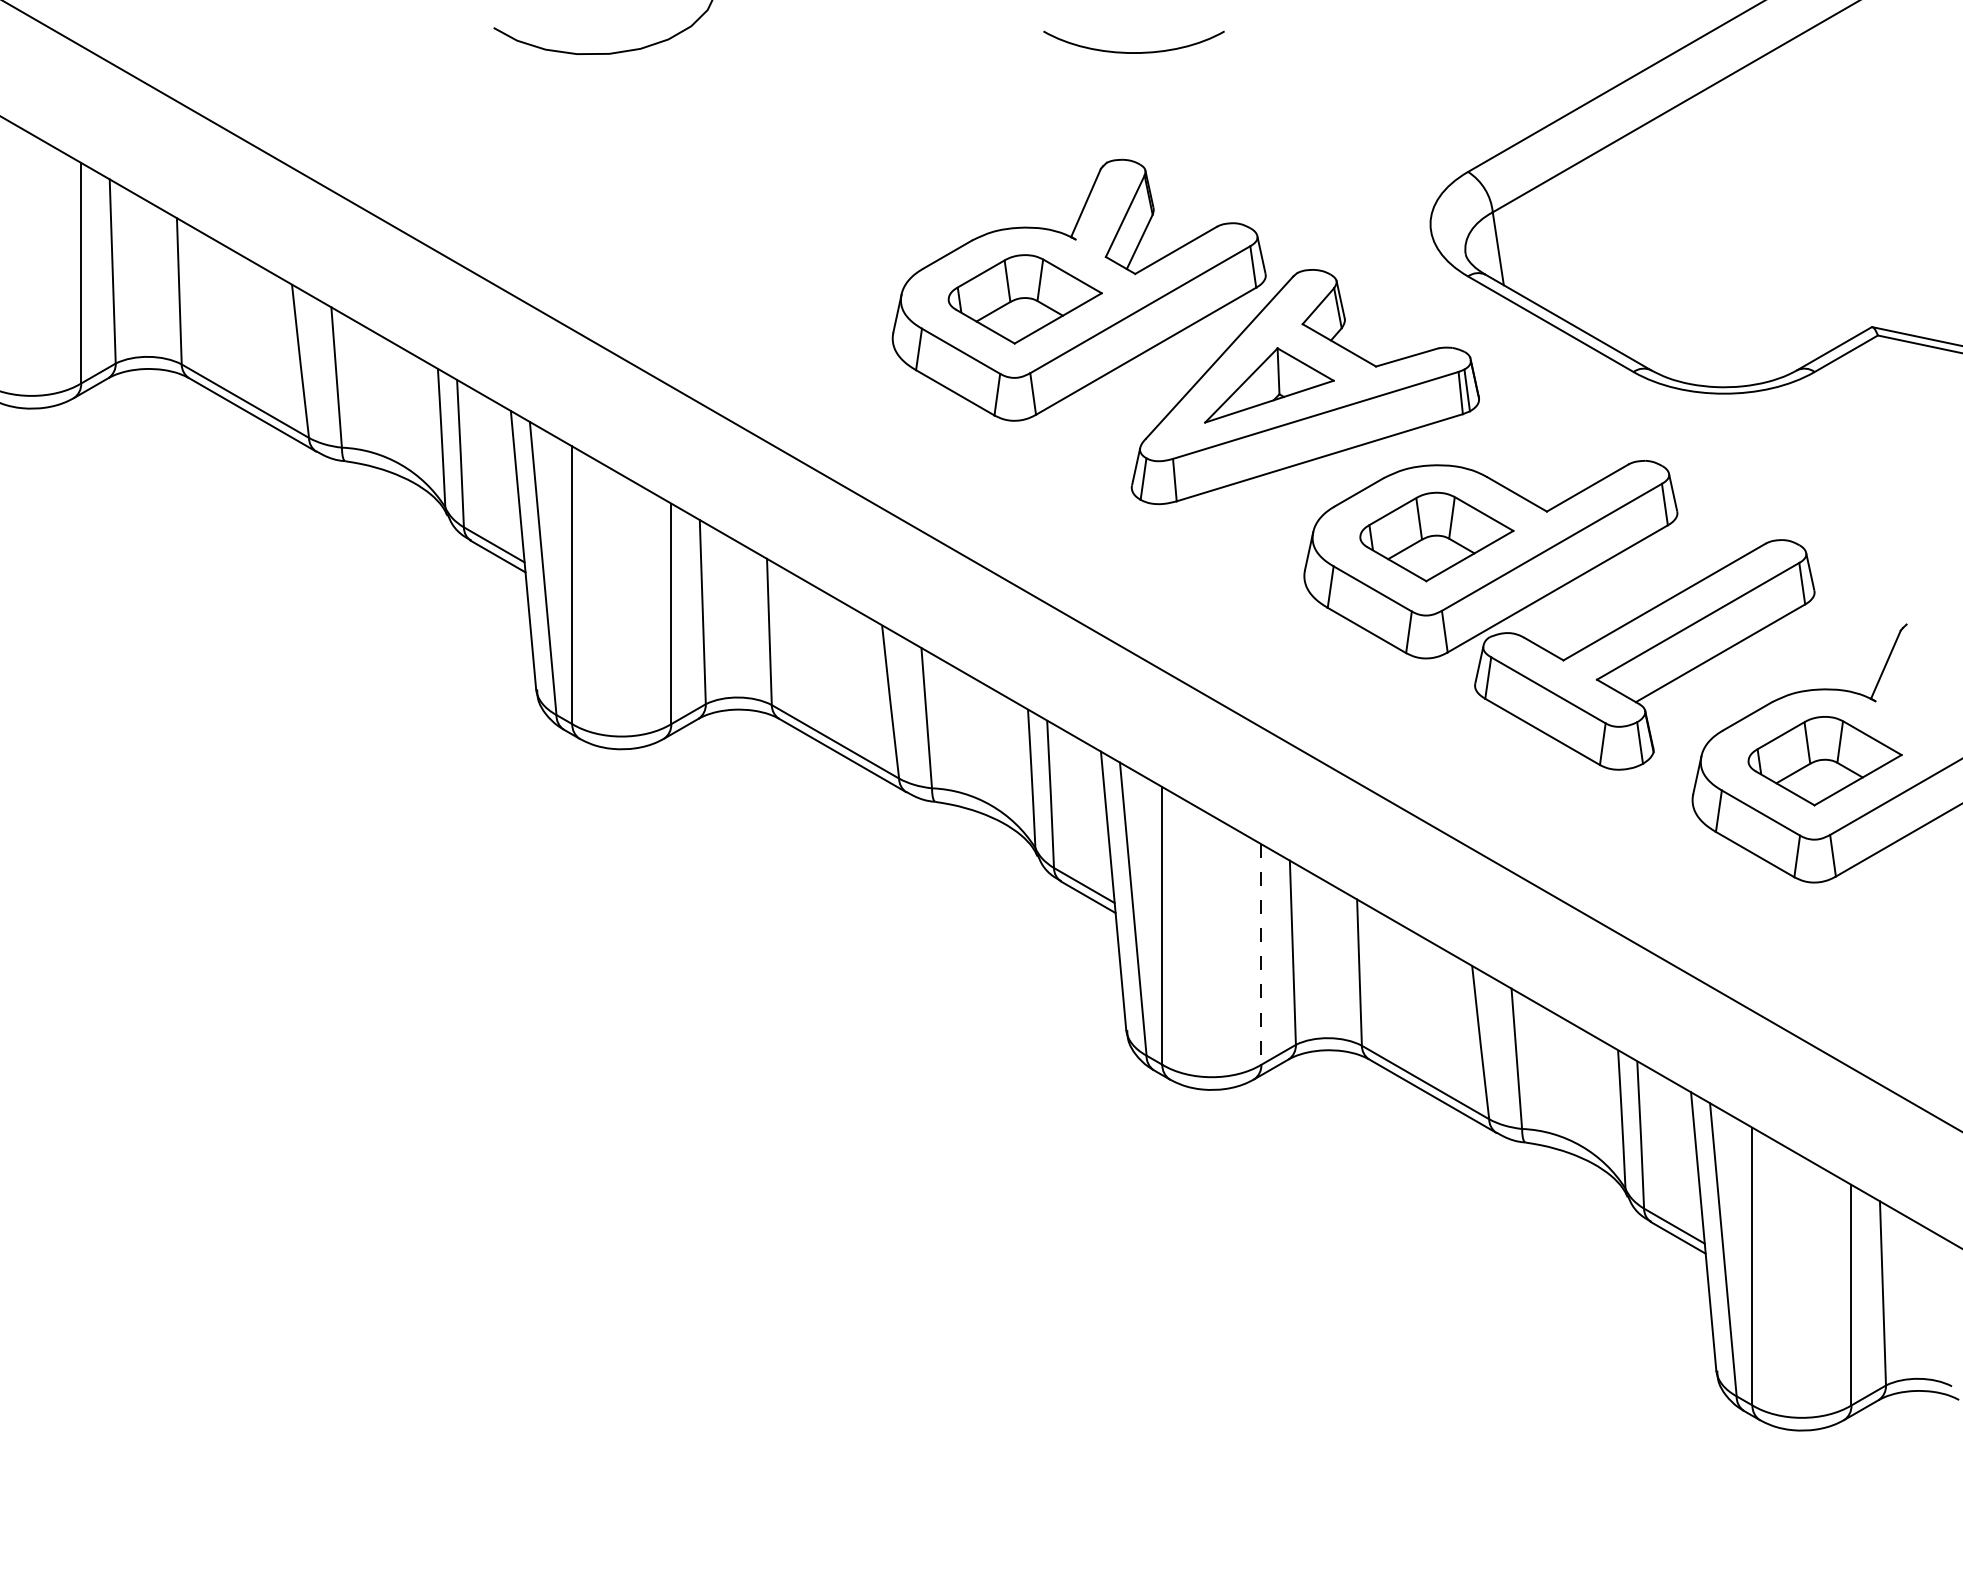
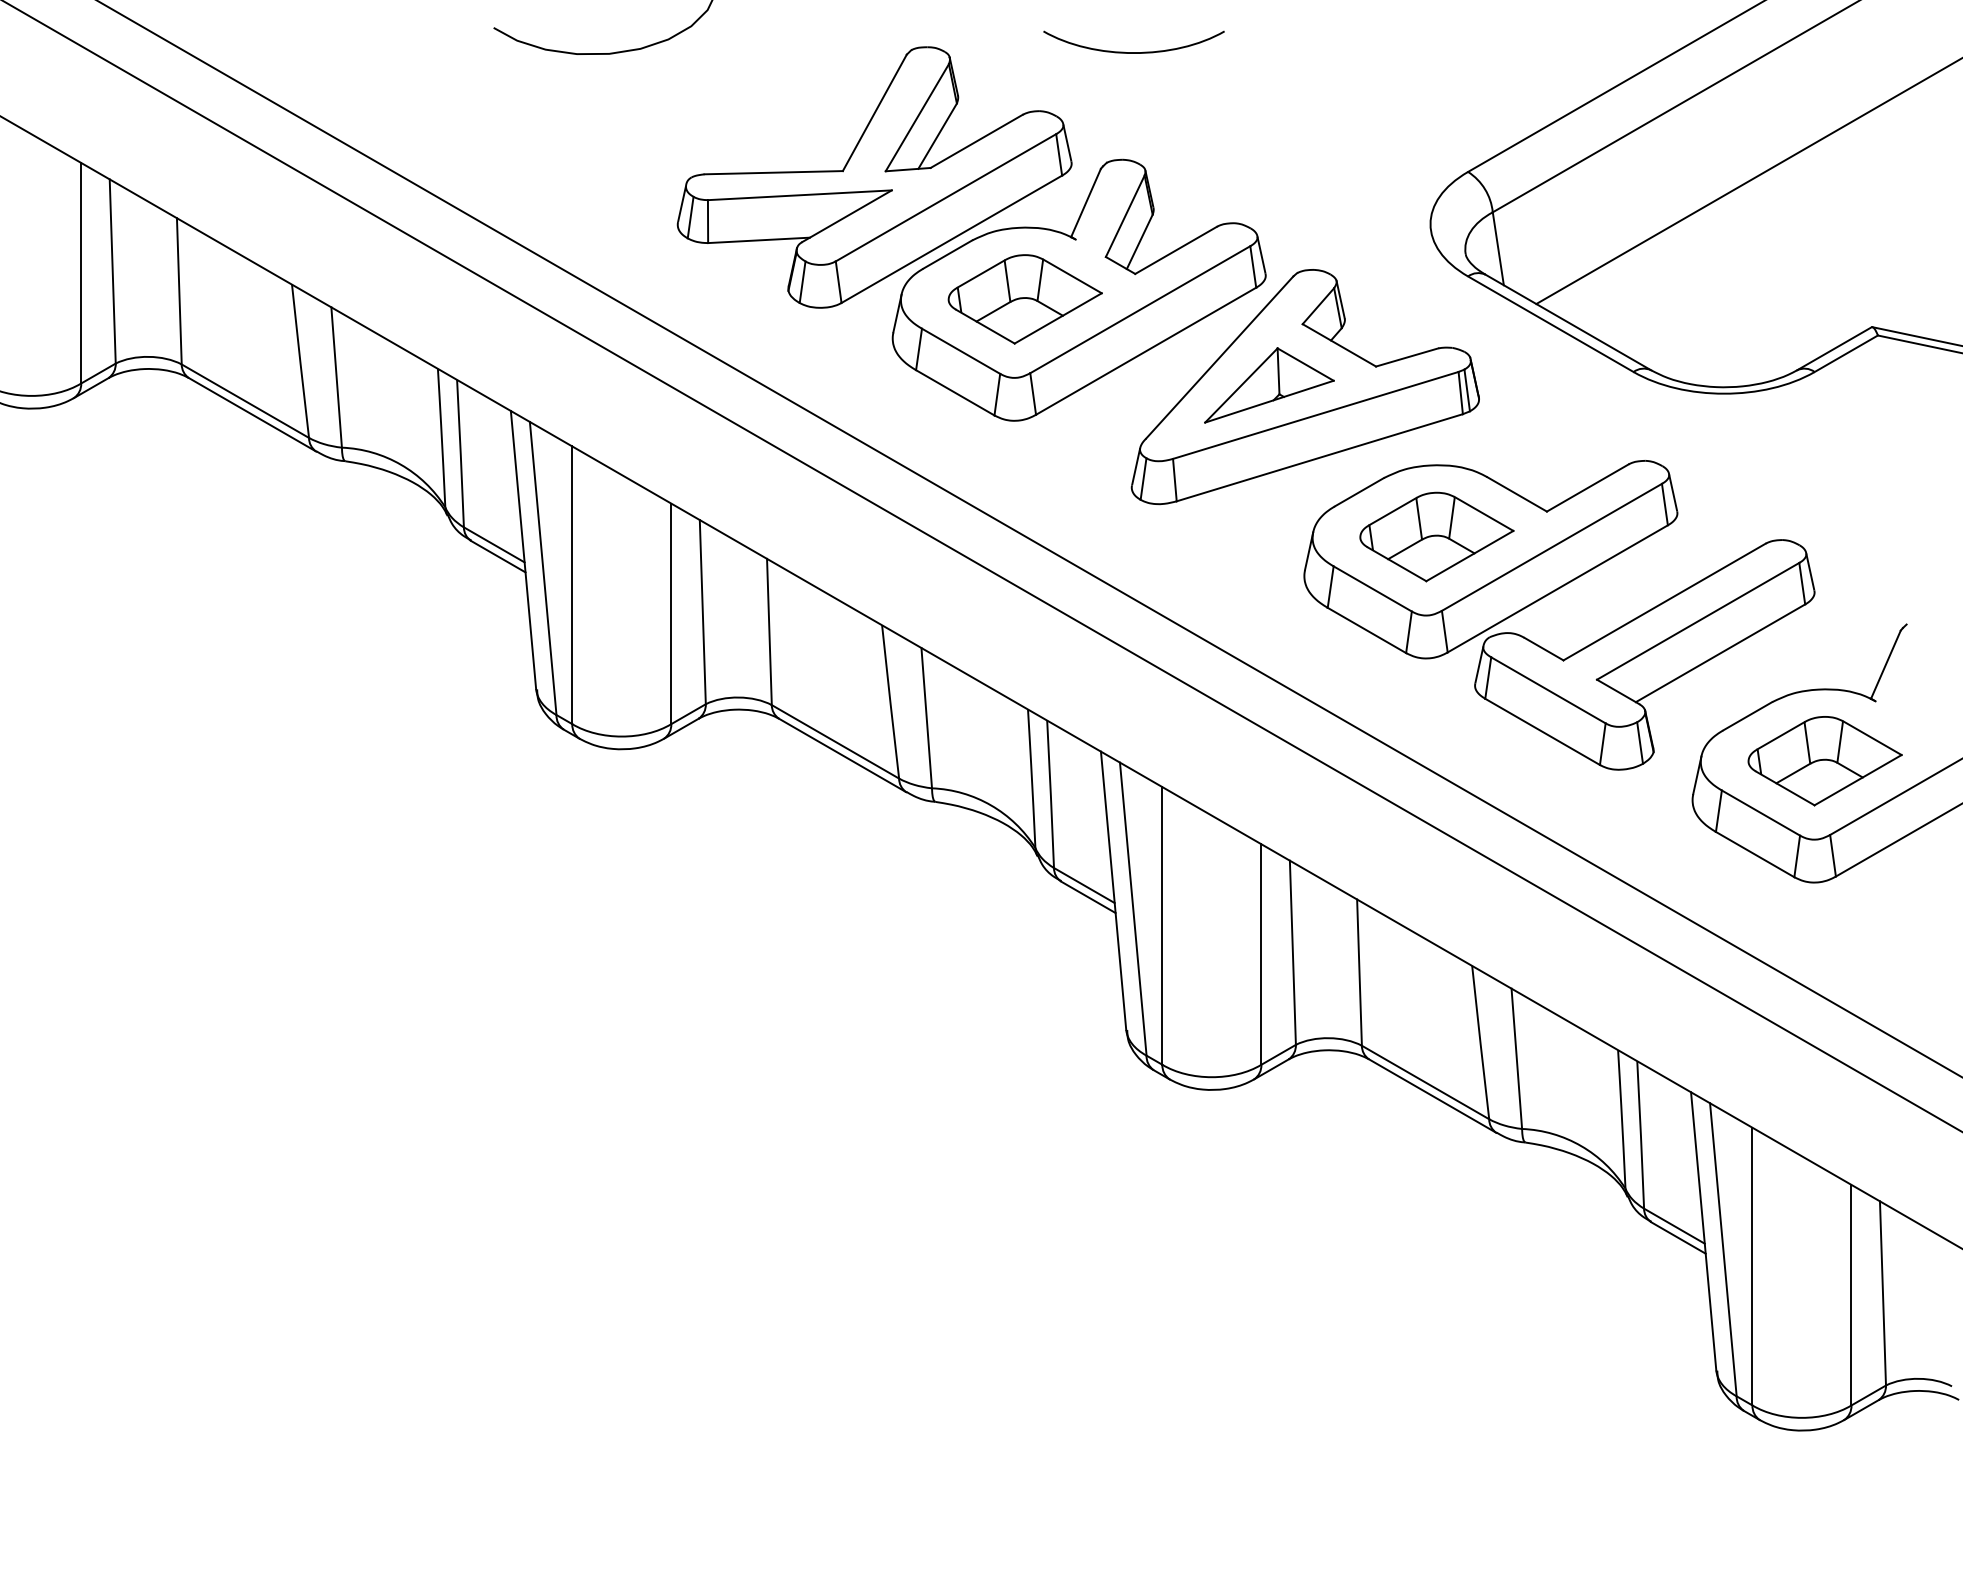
part: none -> present (874, 177)
line: none -> present (1747, 181)
line: none -> present (1029, 538)
line: dashed -> solid (1261, 955)
